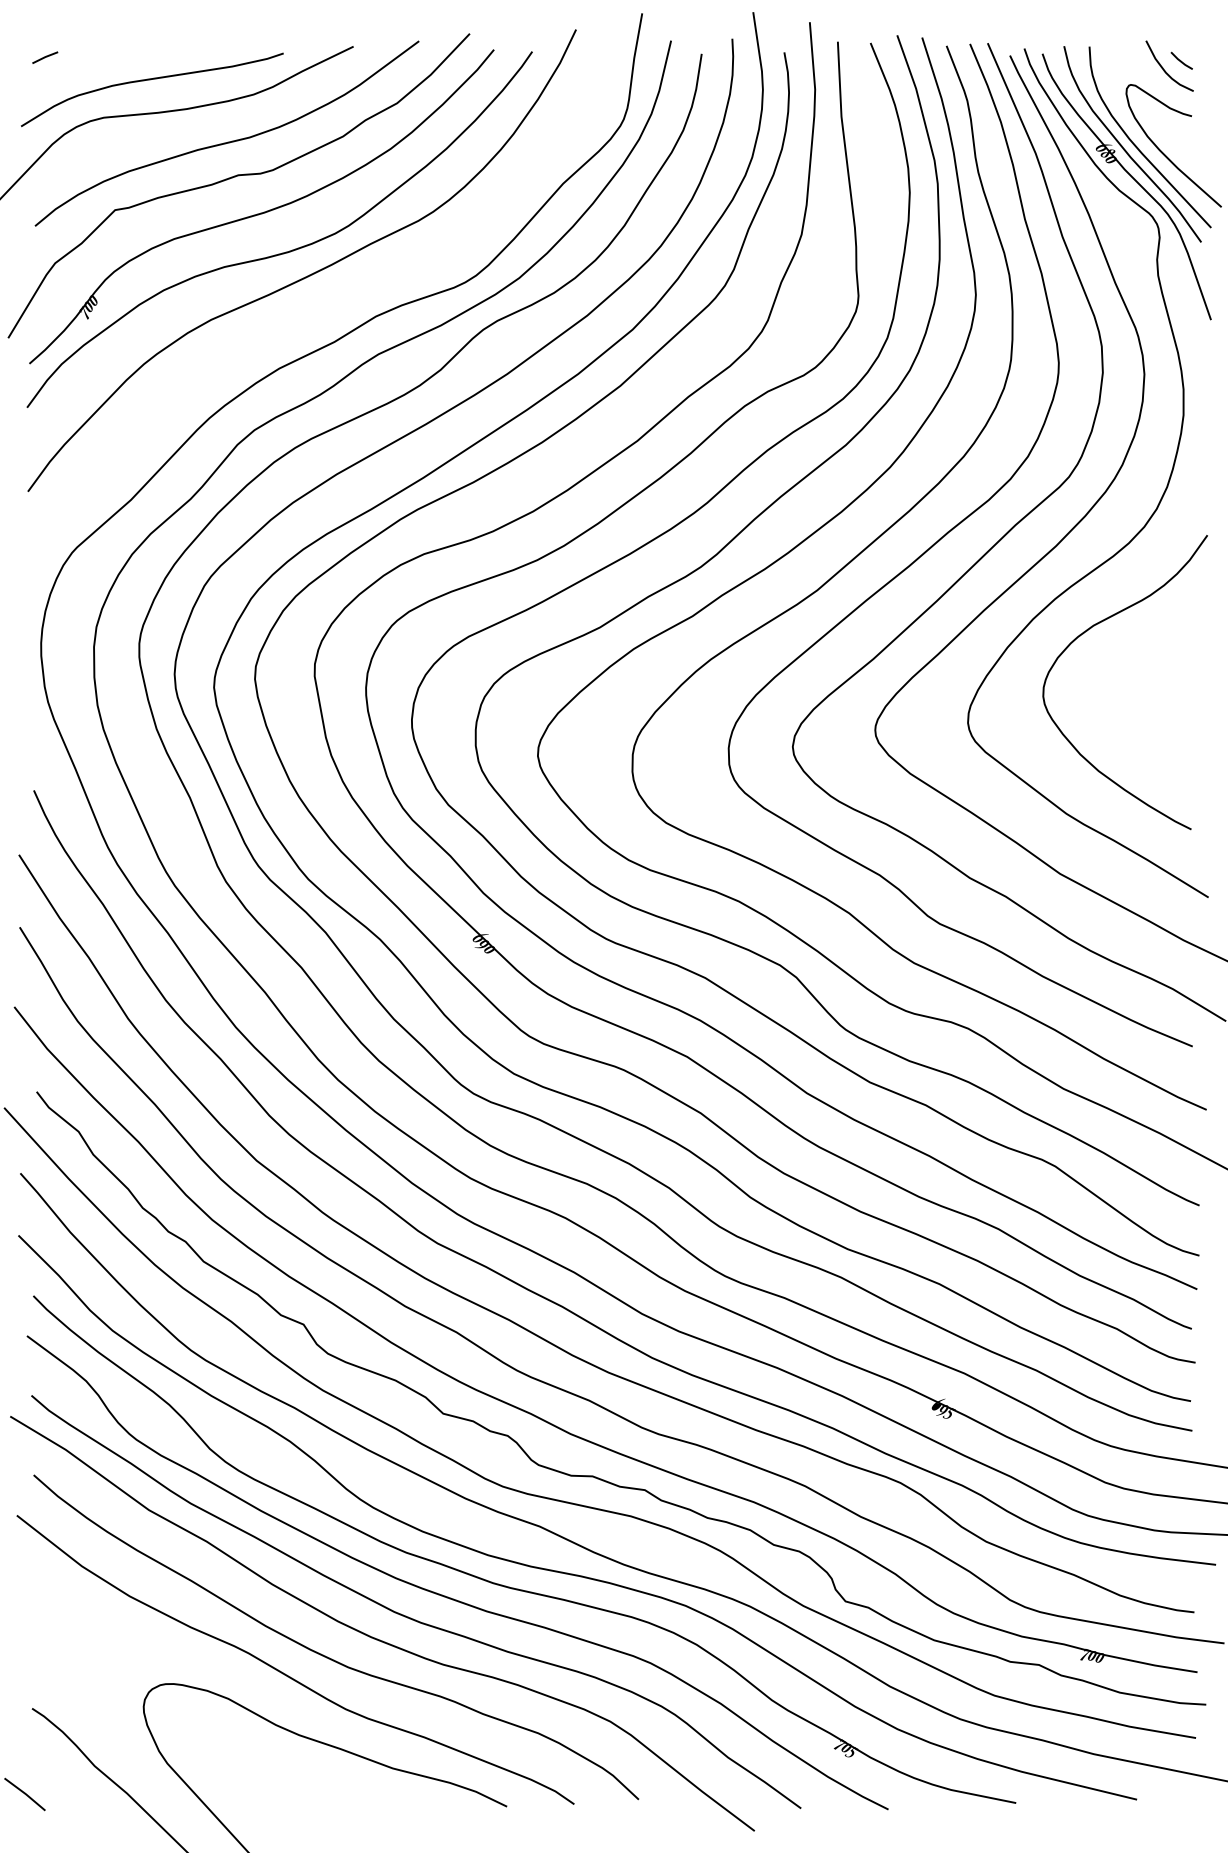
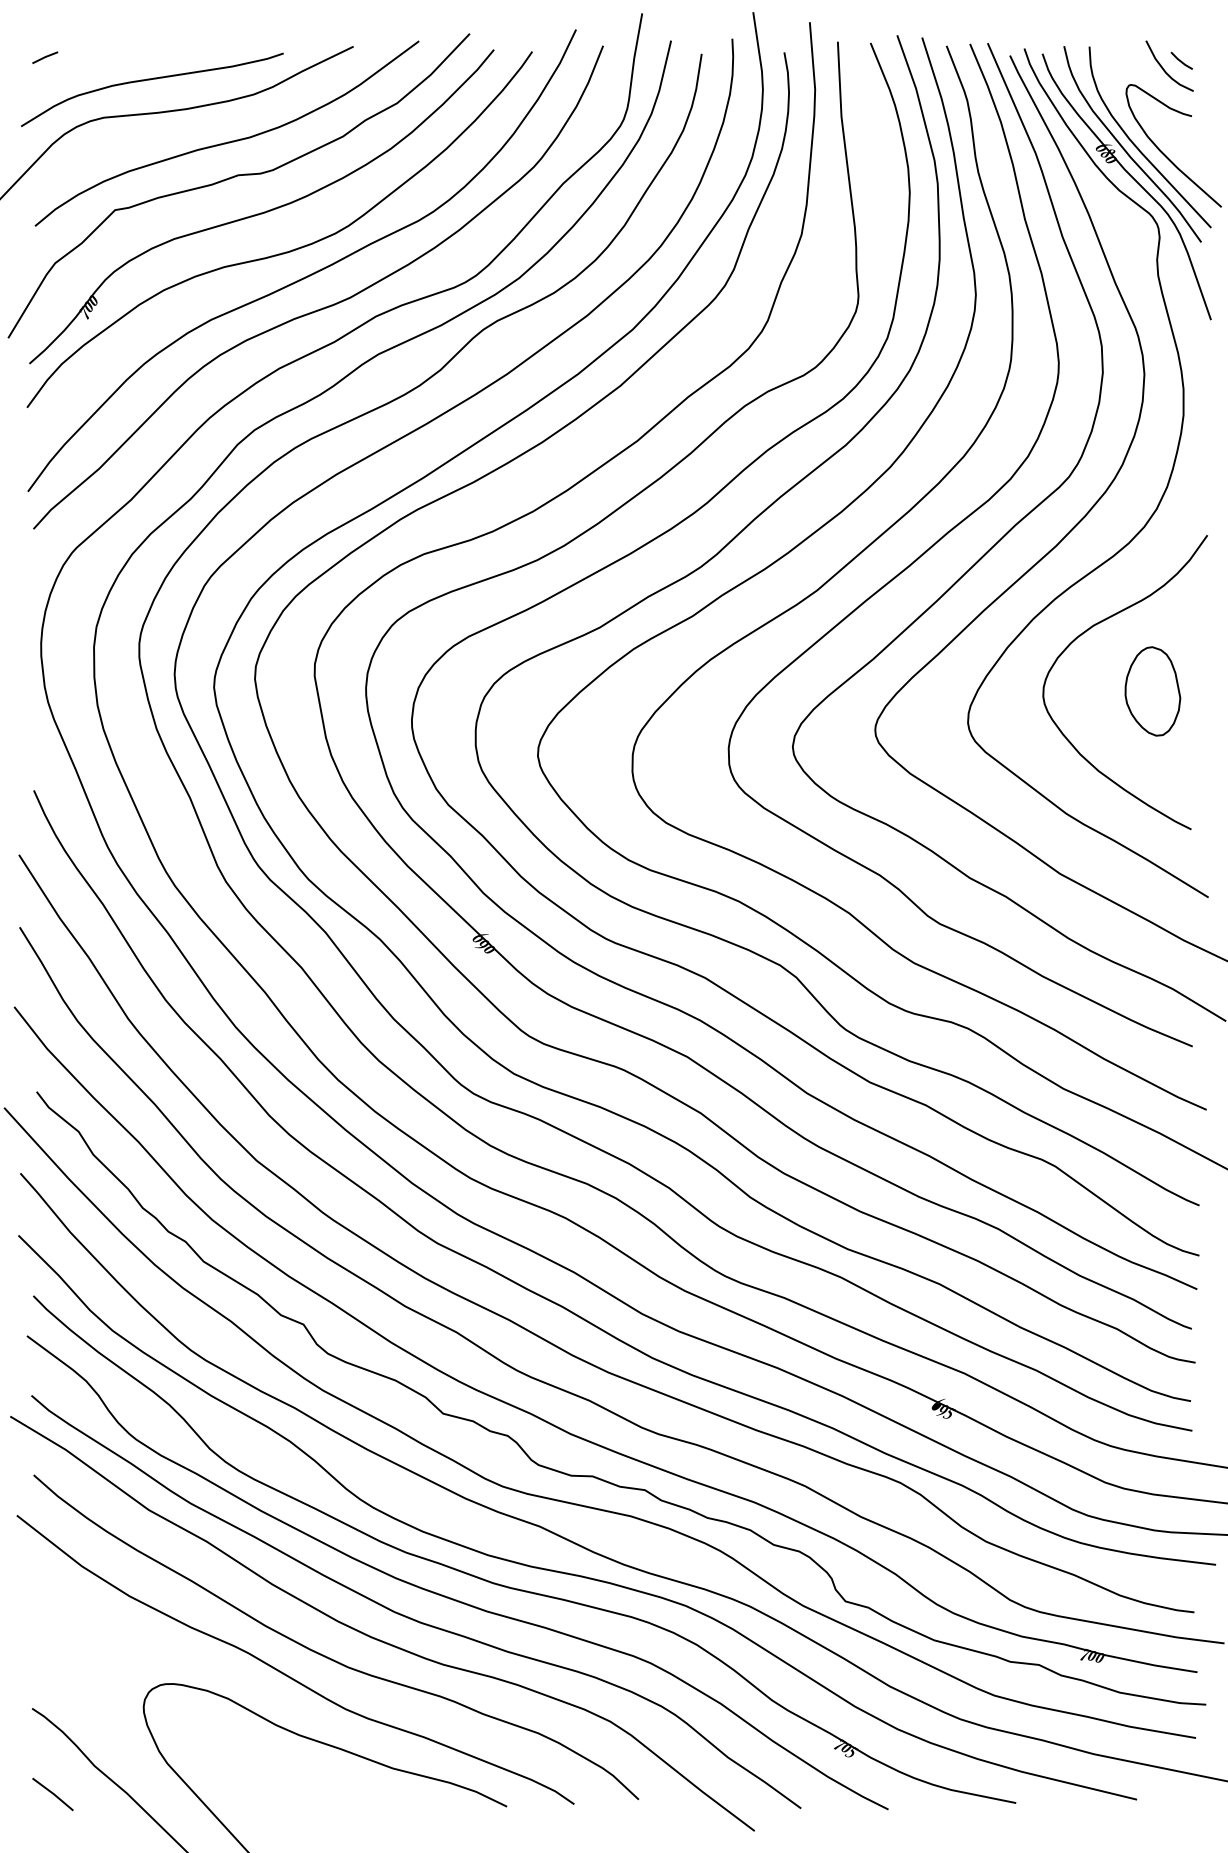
curve: none -> present (325, 306)
part: none -> present (1152, 691)
line position: (24, 1794) -> (52, 1794) (52, 1794)
